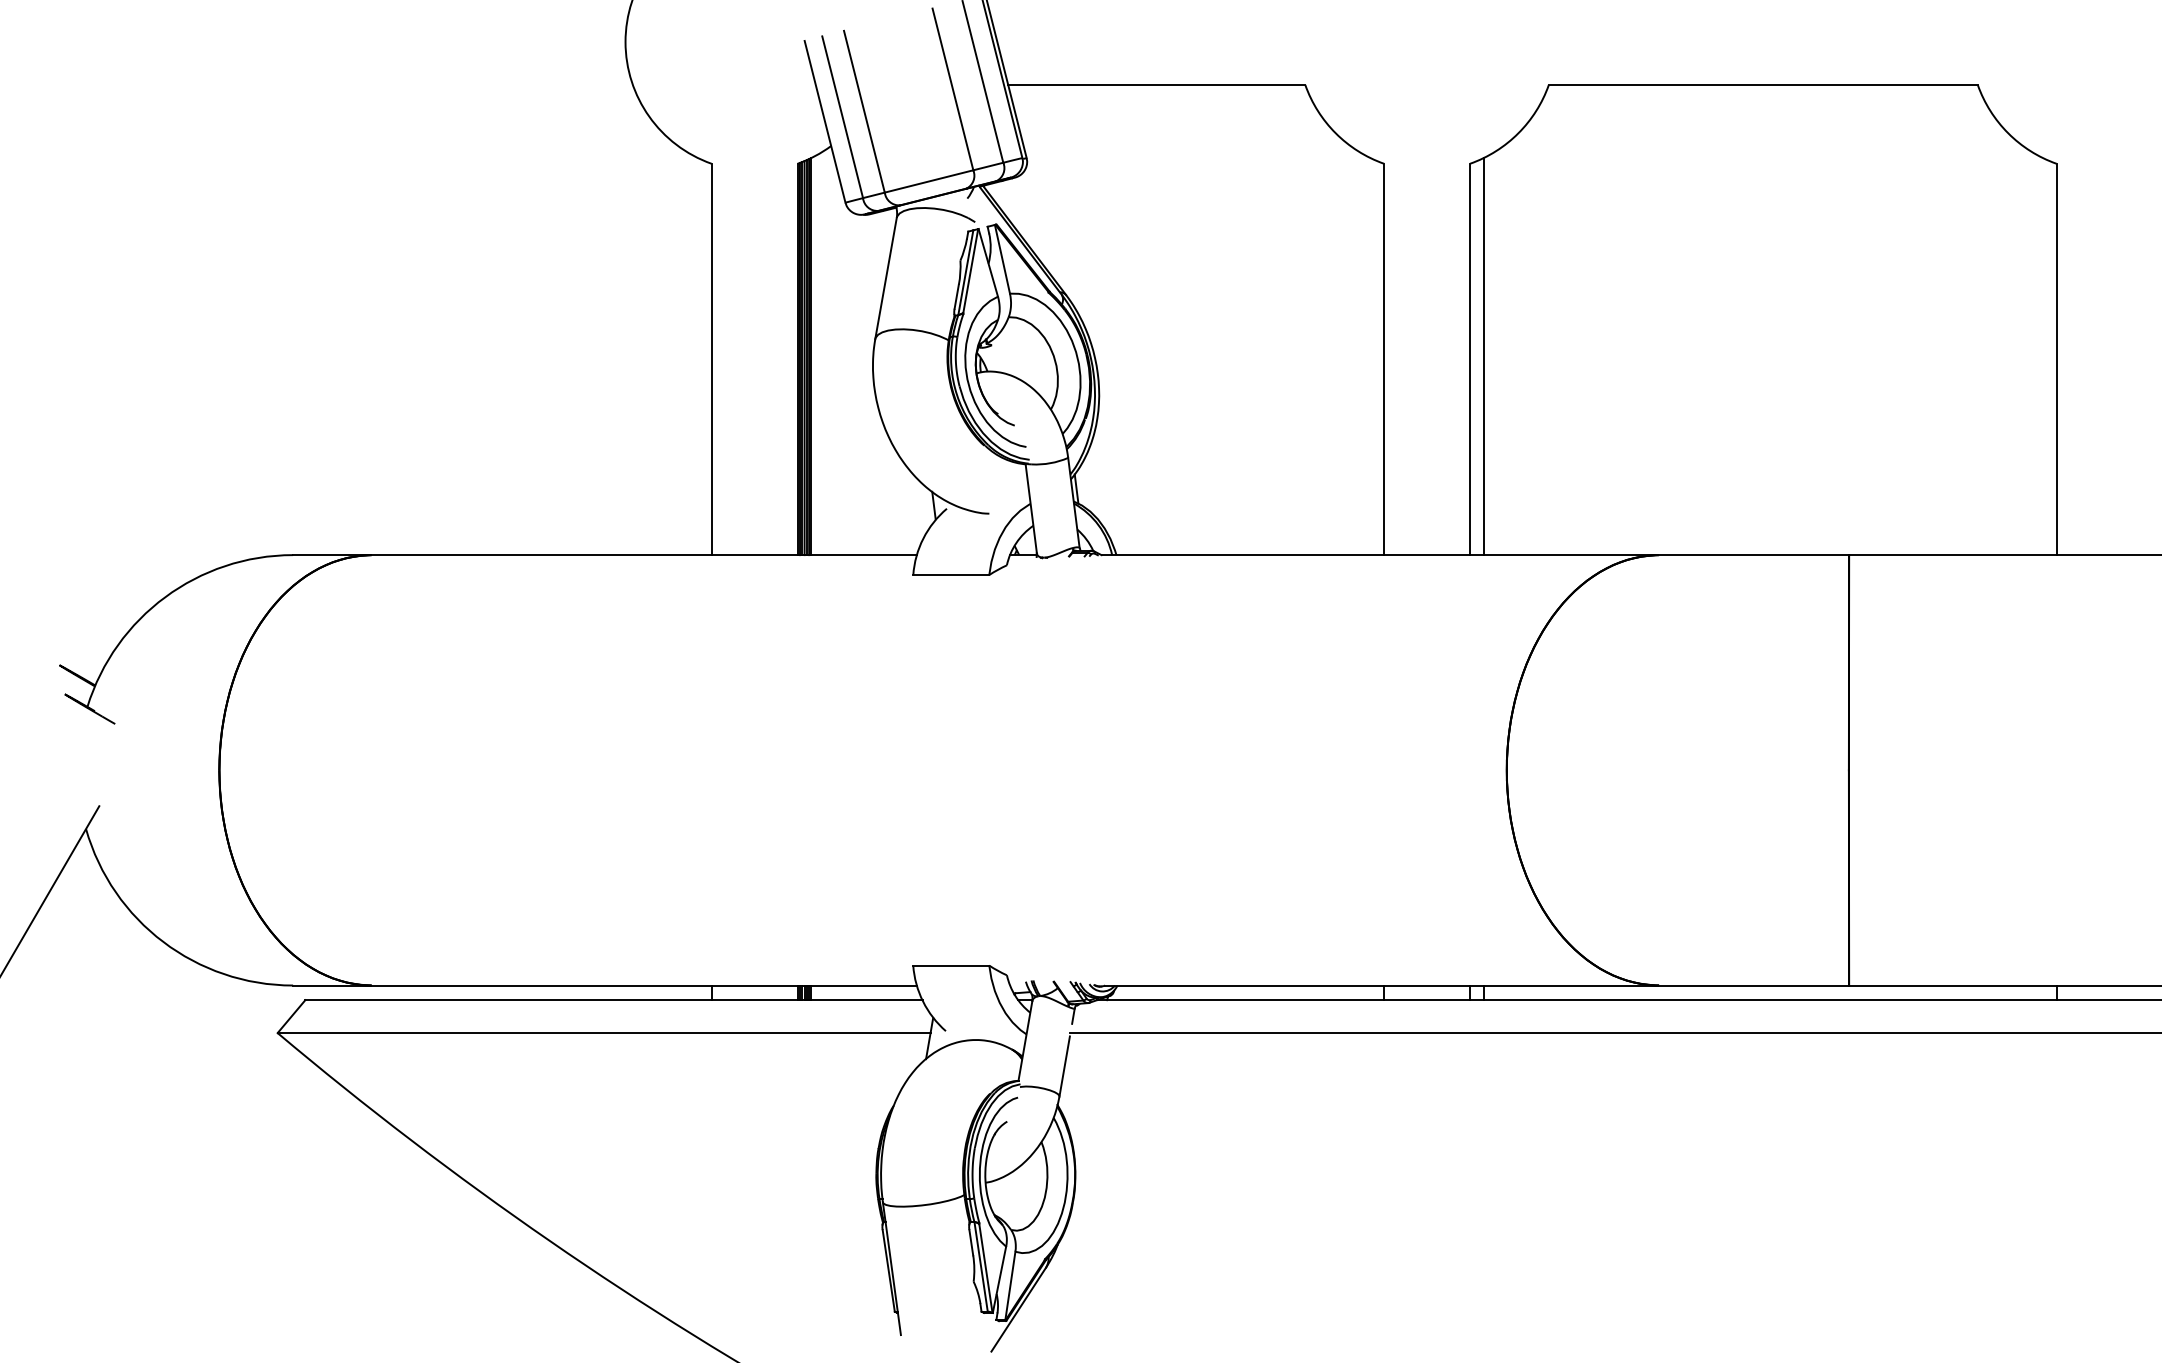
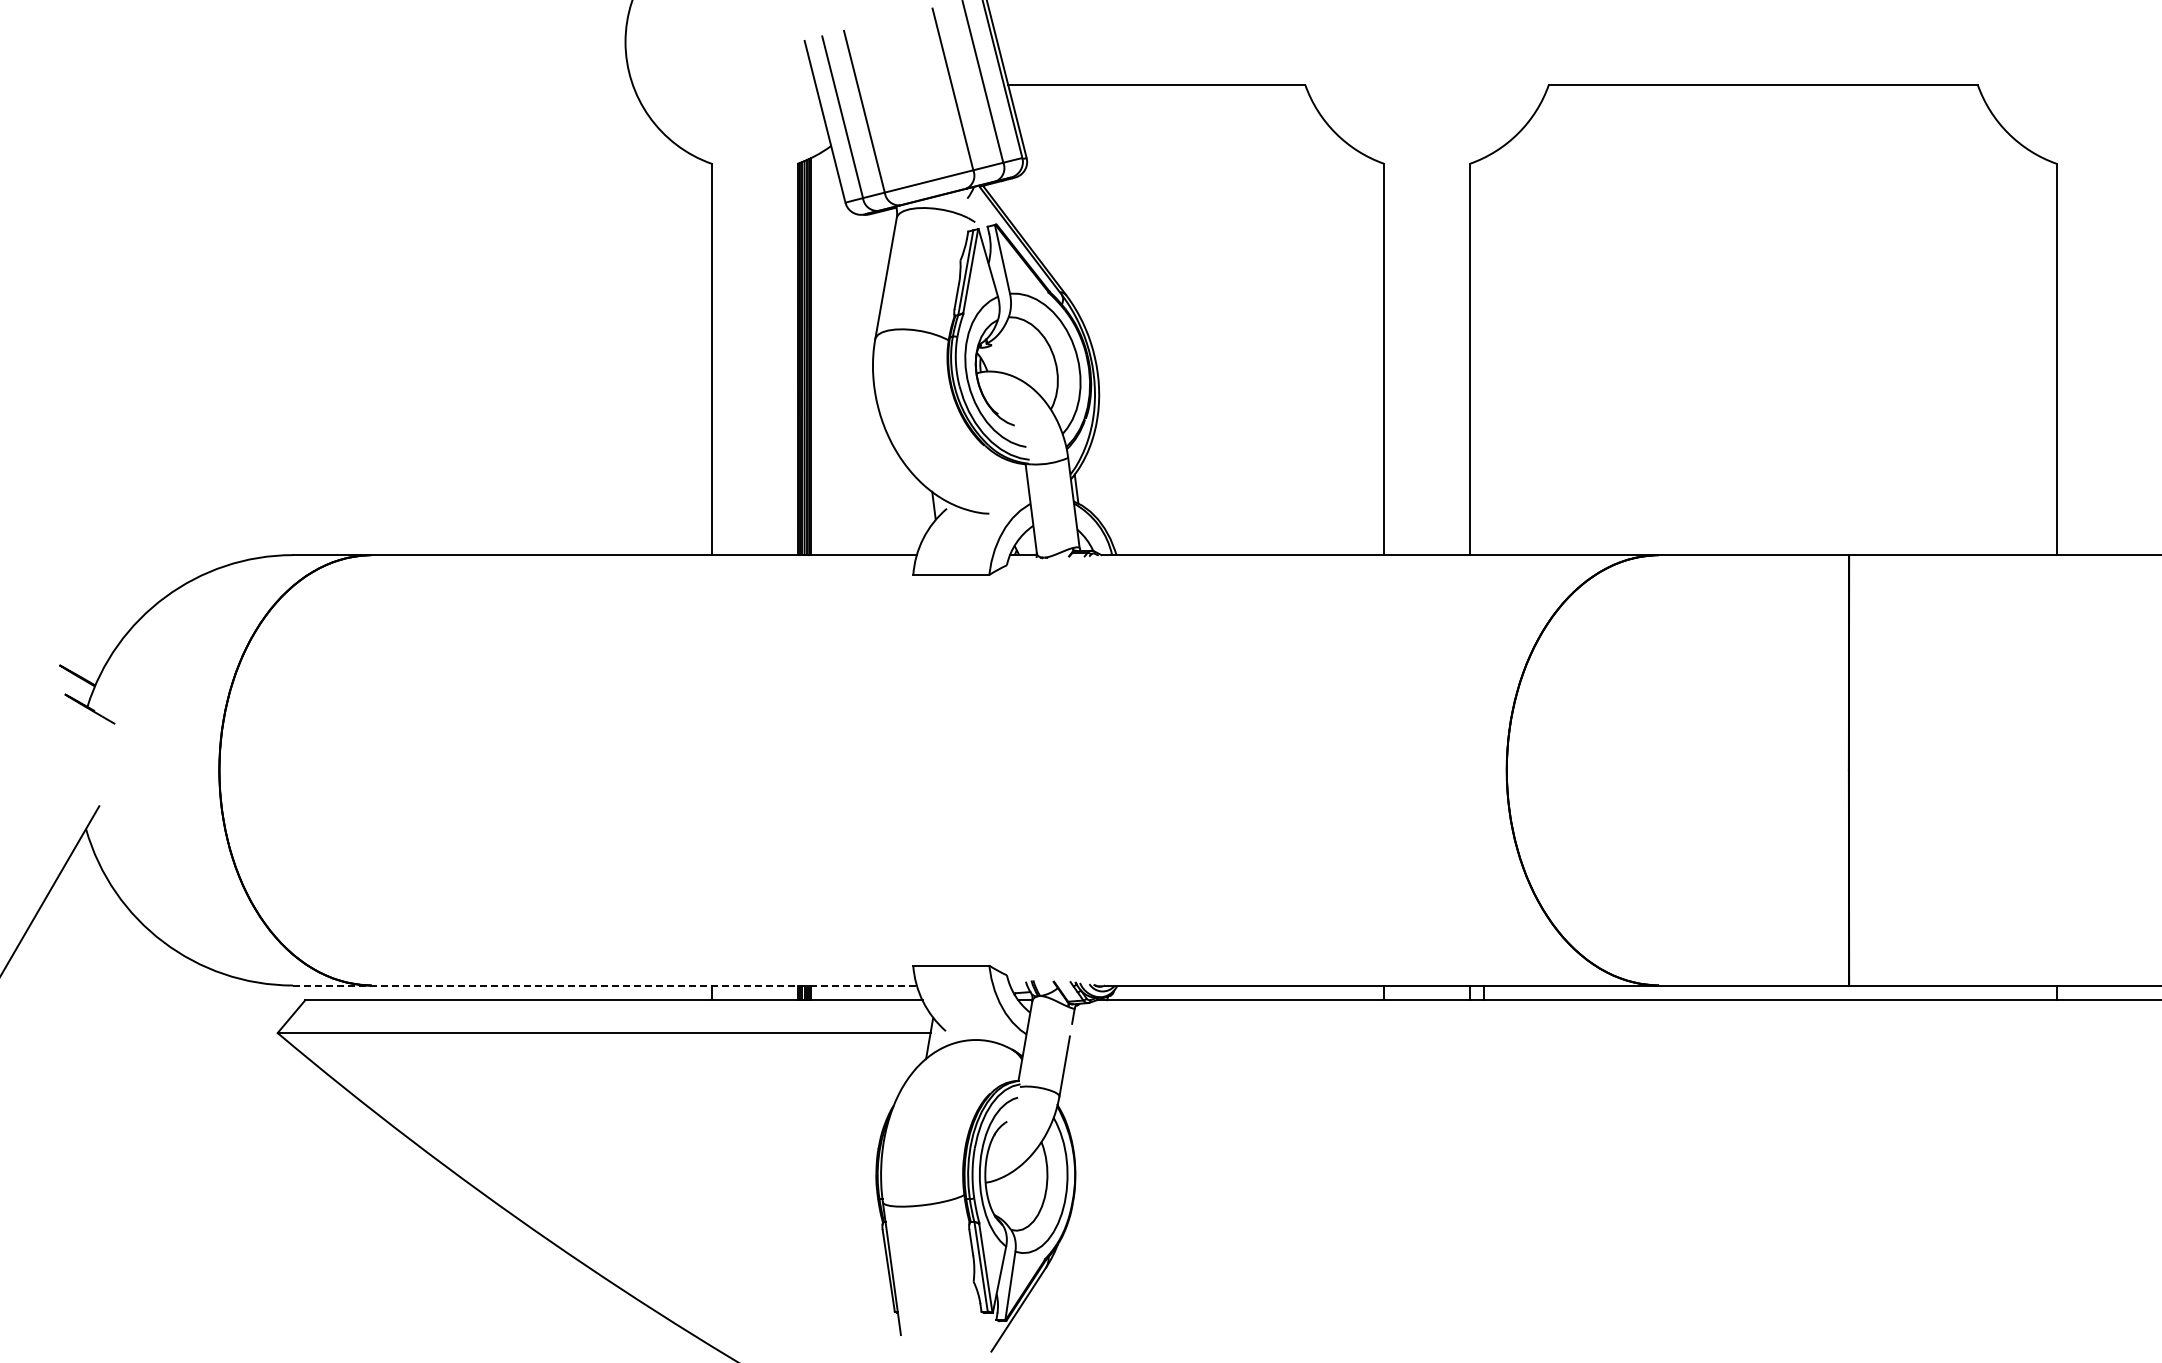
line: present -> none (1483, 356)
line: solid -> dashed (605, 985)
line: present -> none (1613, 1033)
